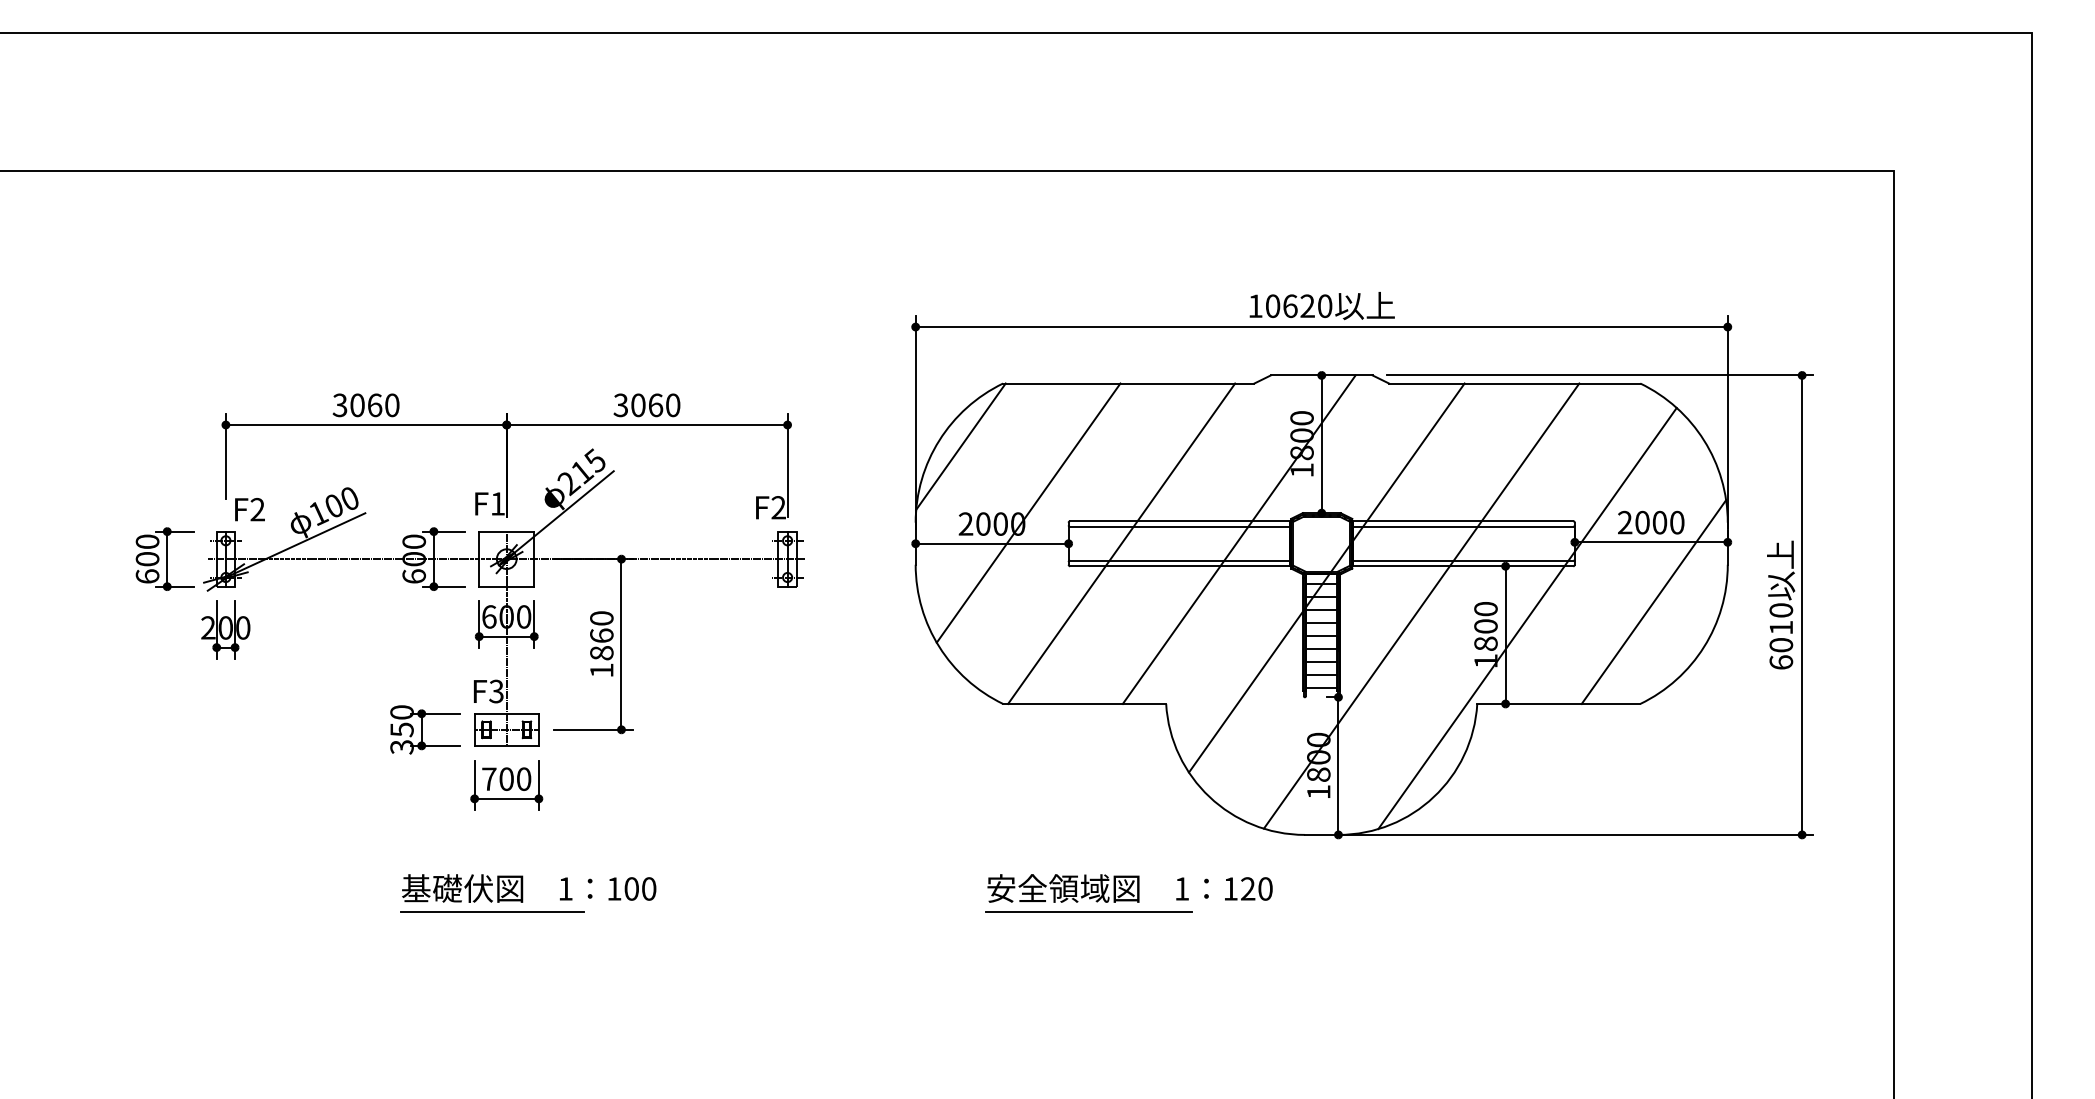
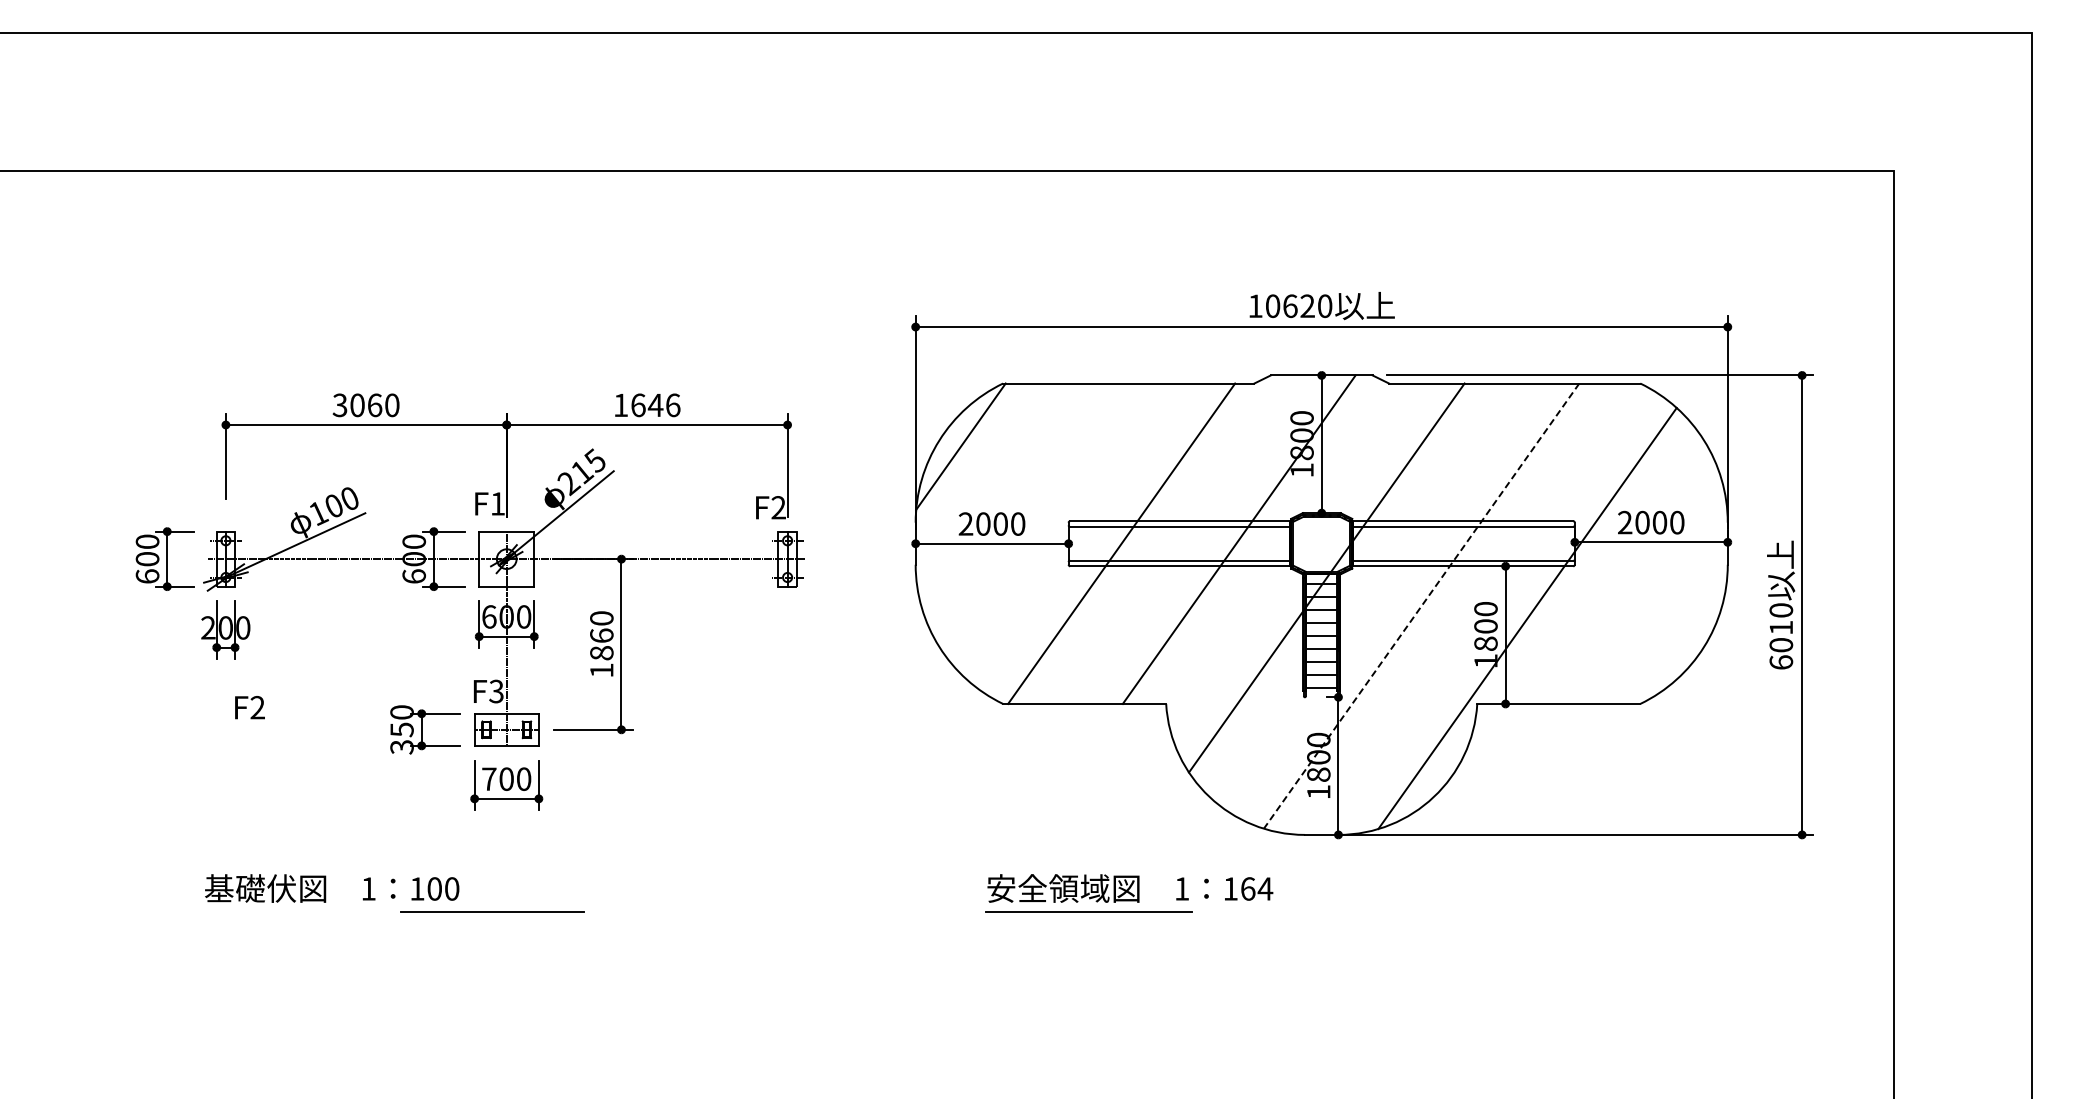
text: 3060 -> 1646 (646, 405)
text position: (249, 509) -> (249, 707) (249, 707)
line: present -> none (1028, 512)
line: present -> none (1653, 601)
line: solid -> dashed (1421, 606)
text position: (529, 888) -> (332, 888) (332, 888)
text: 120 -> 164 (1257, 888)
